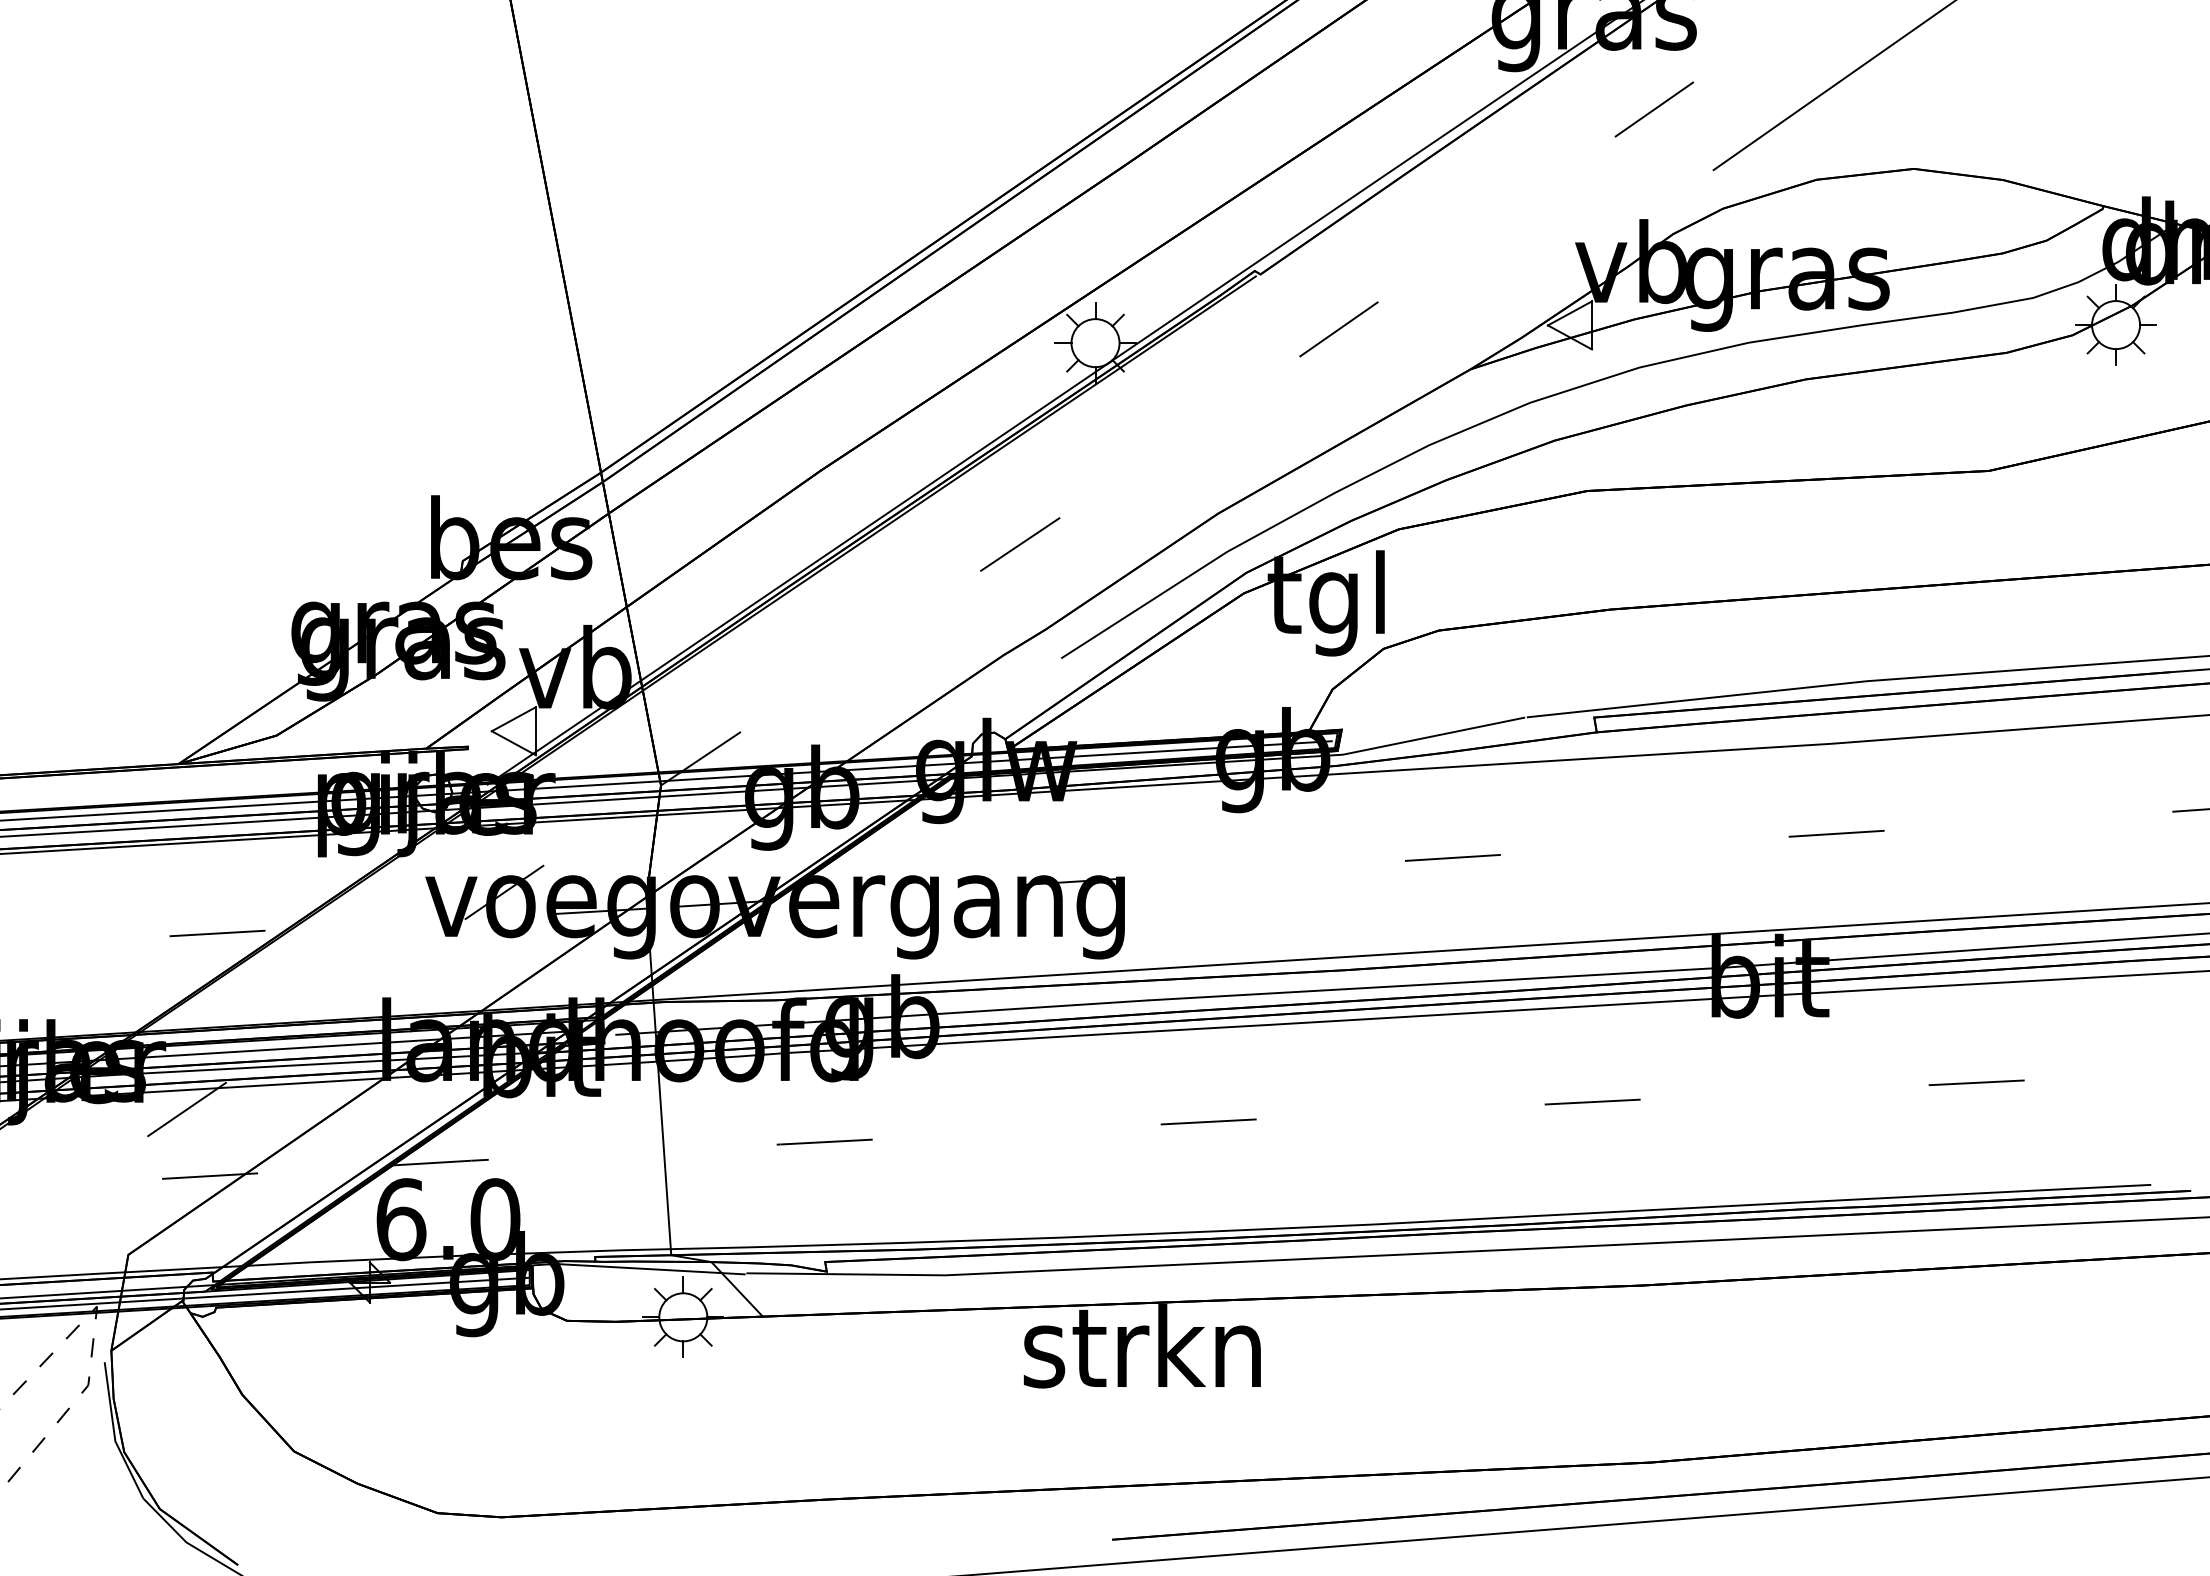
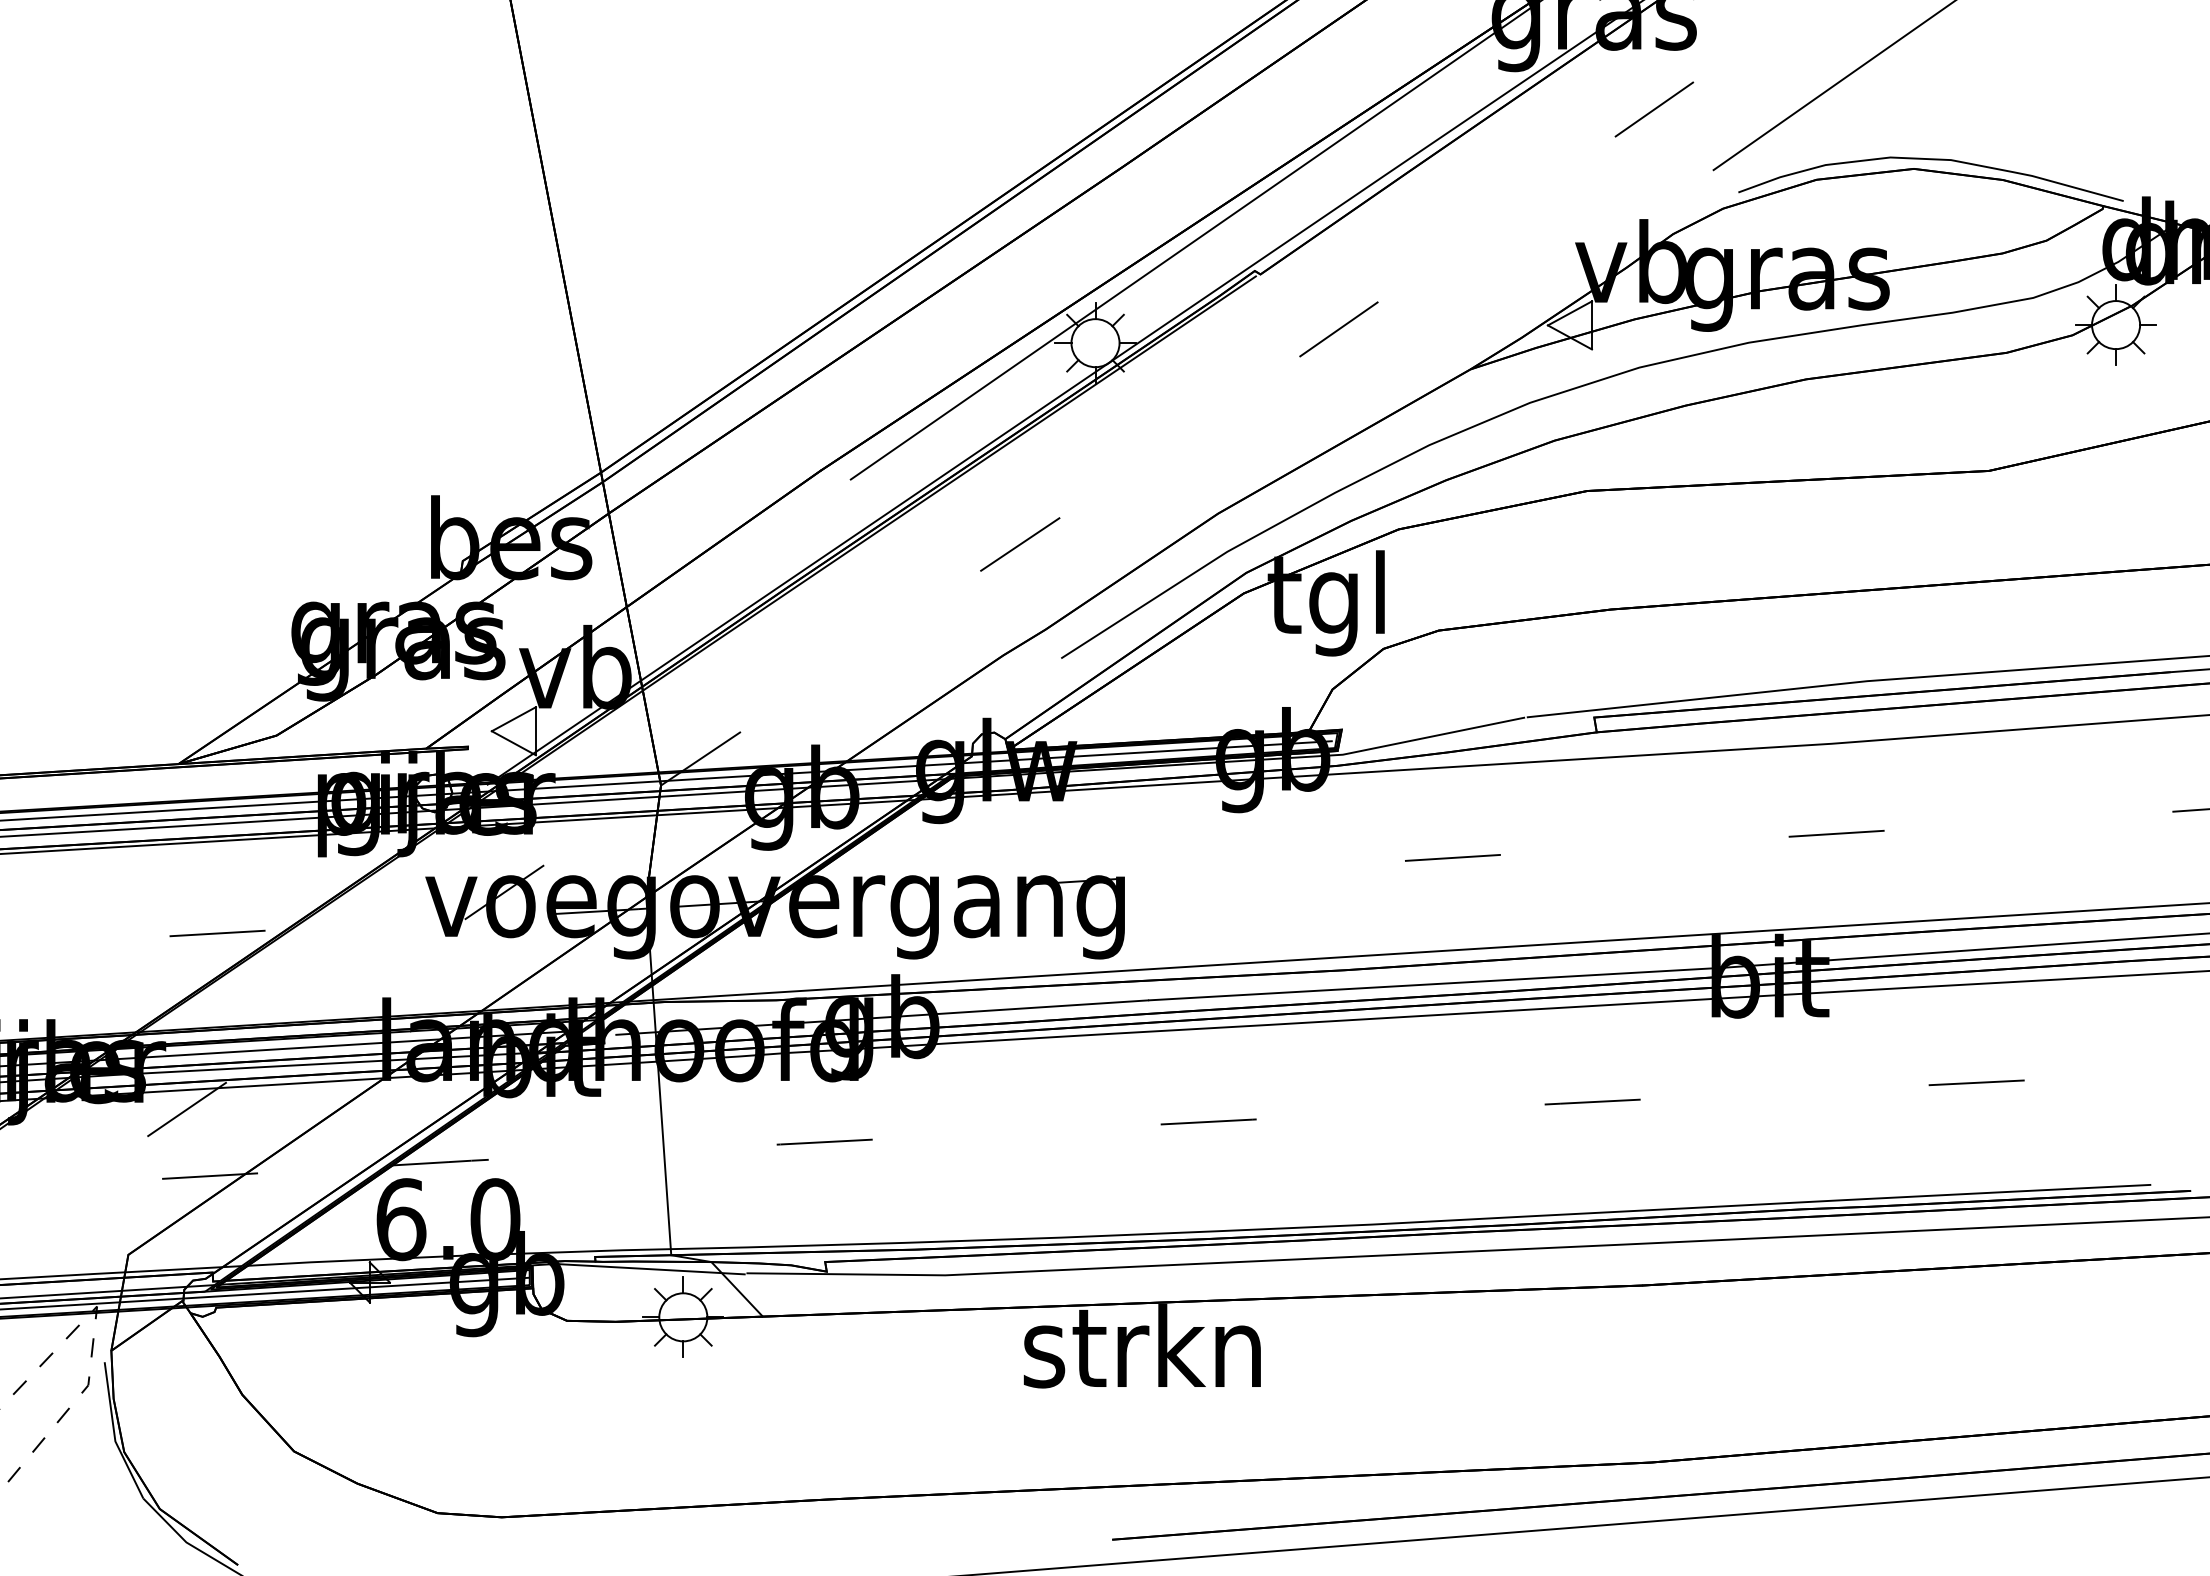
curve: none -> present (1930, 160)
line: none -> present (1194, 240)
